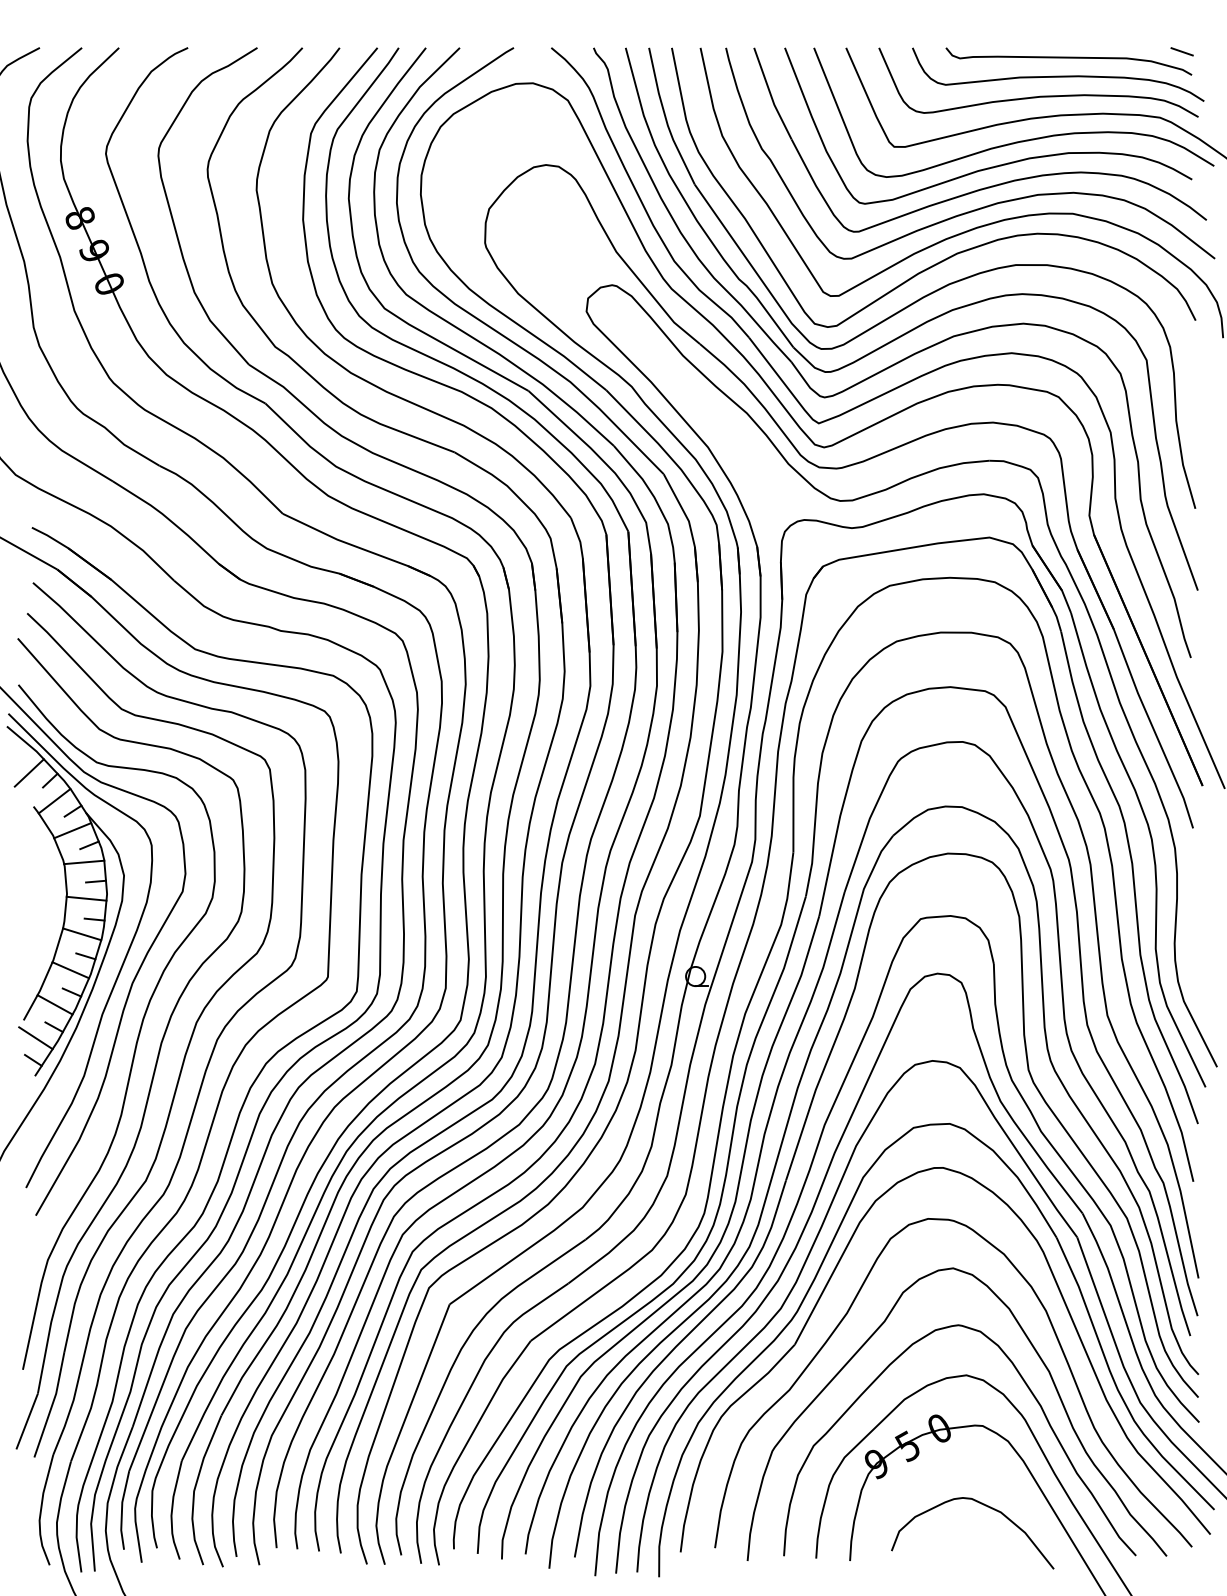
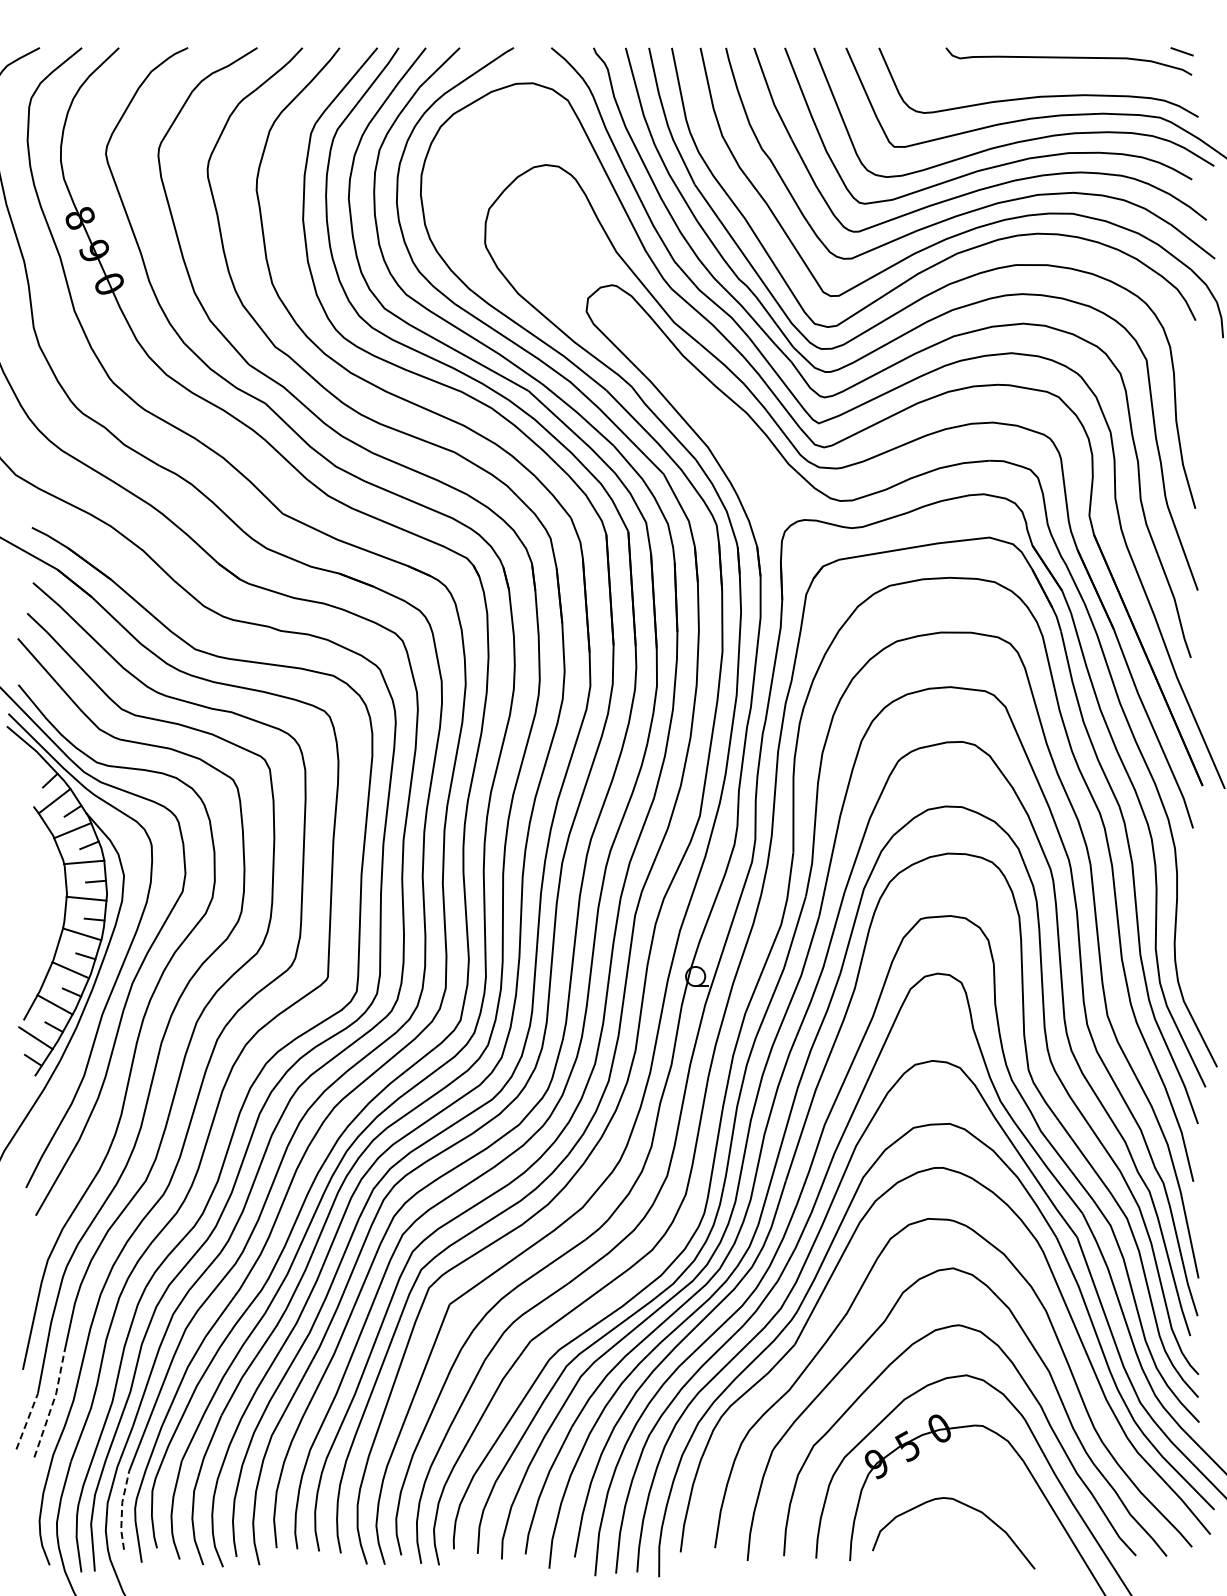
curve: present -> none (1058, 75)
line: present -> none (28, 772)
line: solid -> dashed (52, 1404)
line: solid -> dashed (27, 1421)
curve position: (985, 1506) -> (966, 1506) (966, 1506)
line: solid -> dashed (122, 1510)
